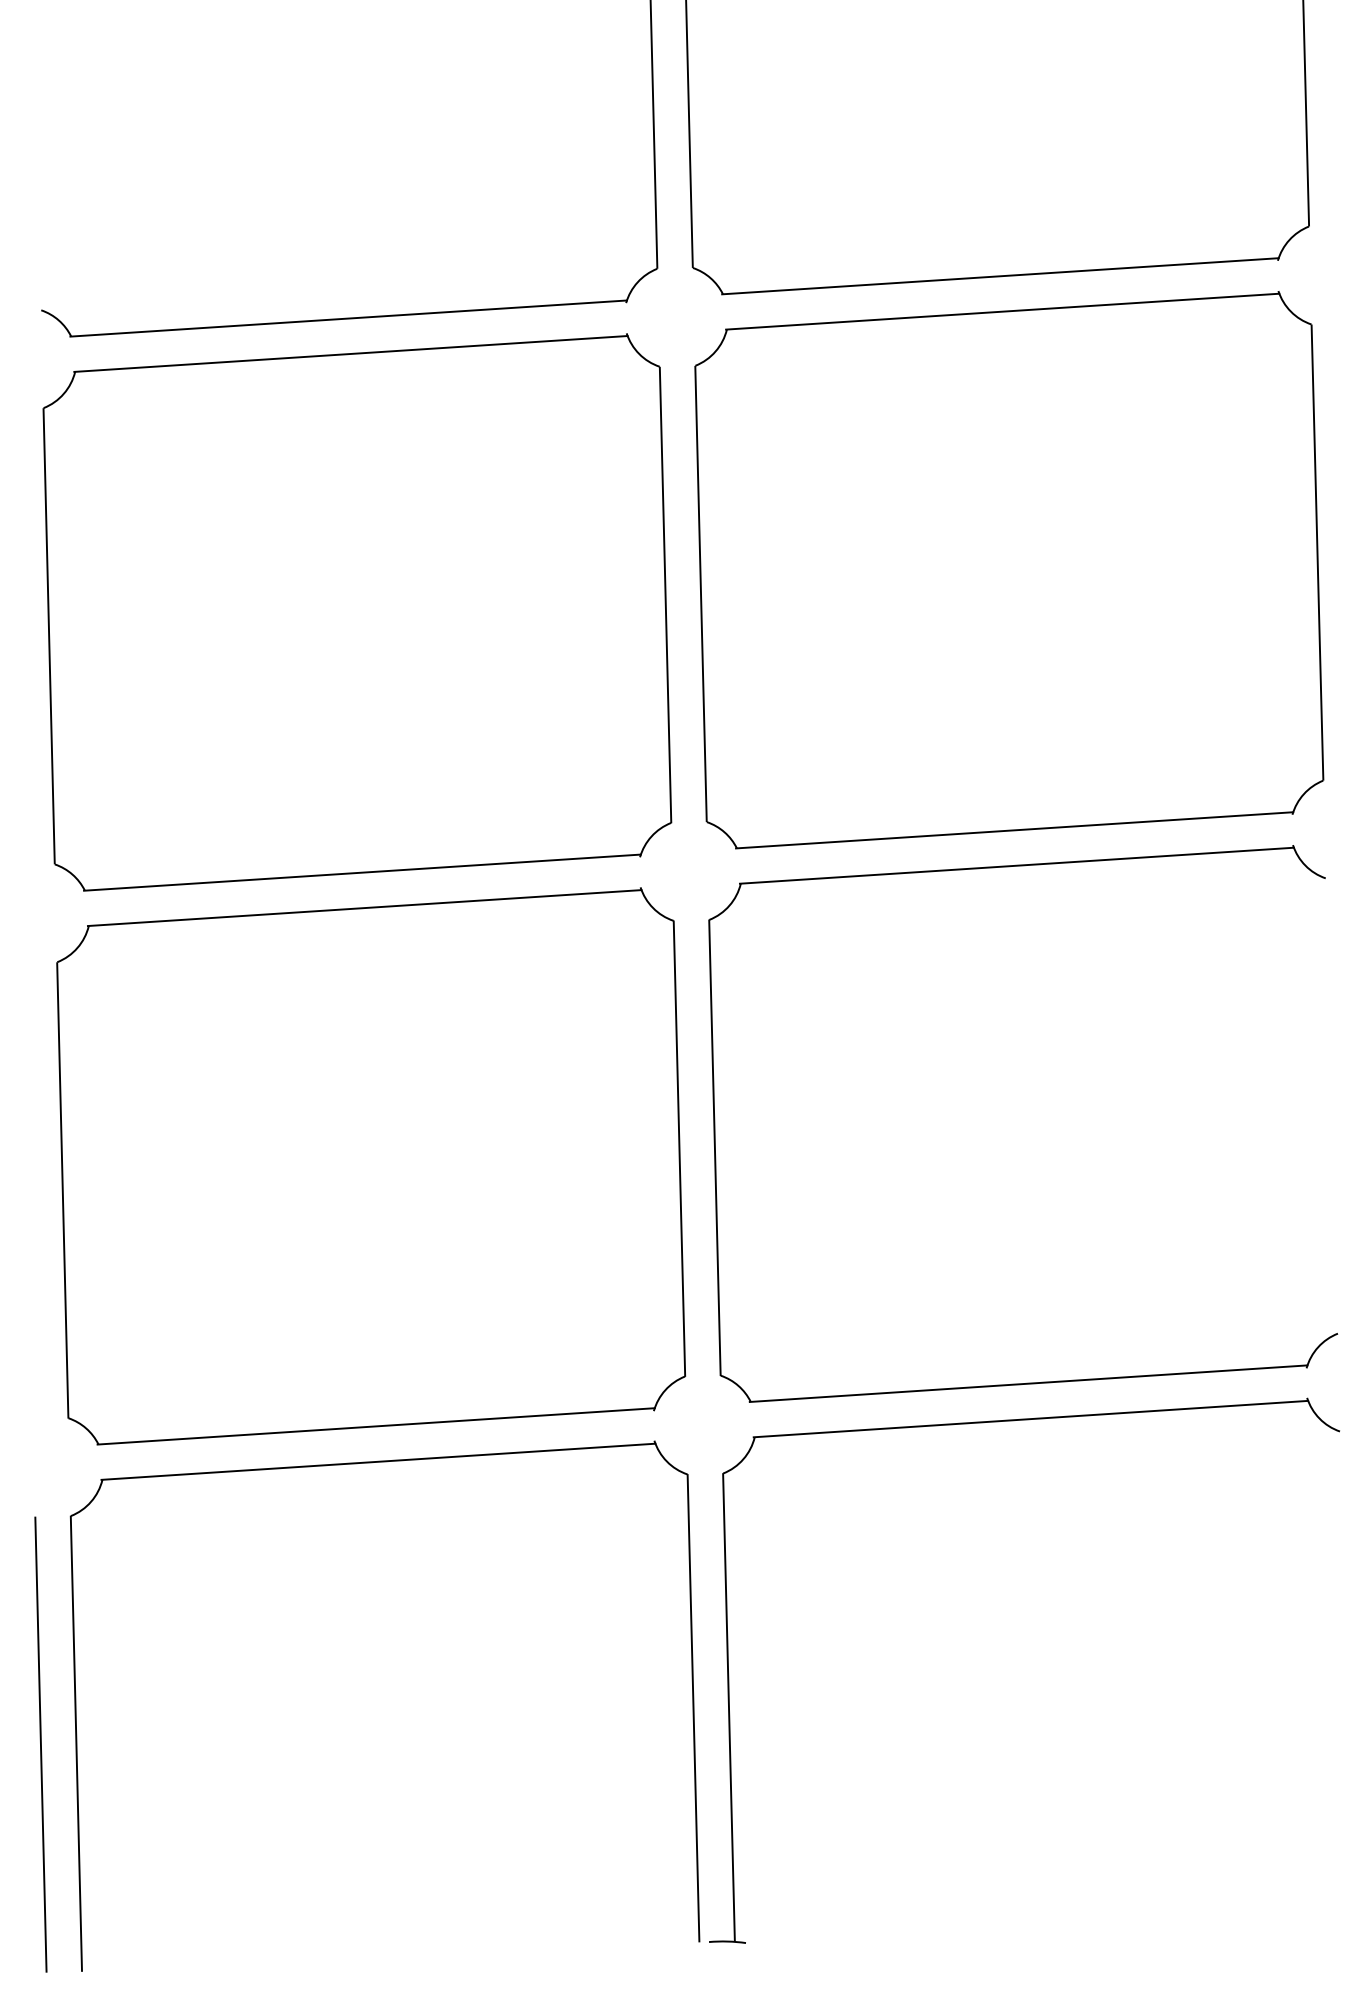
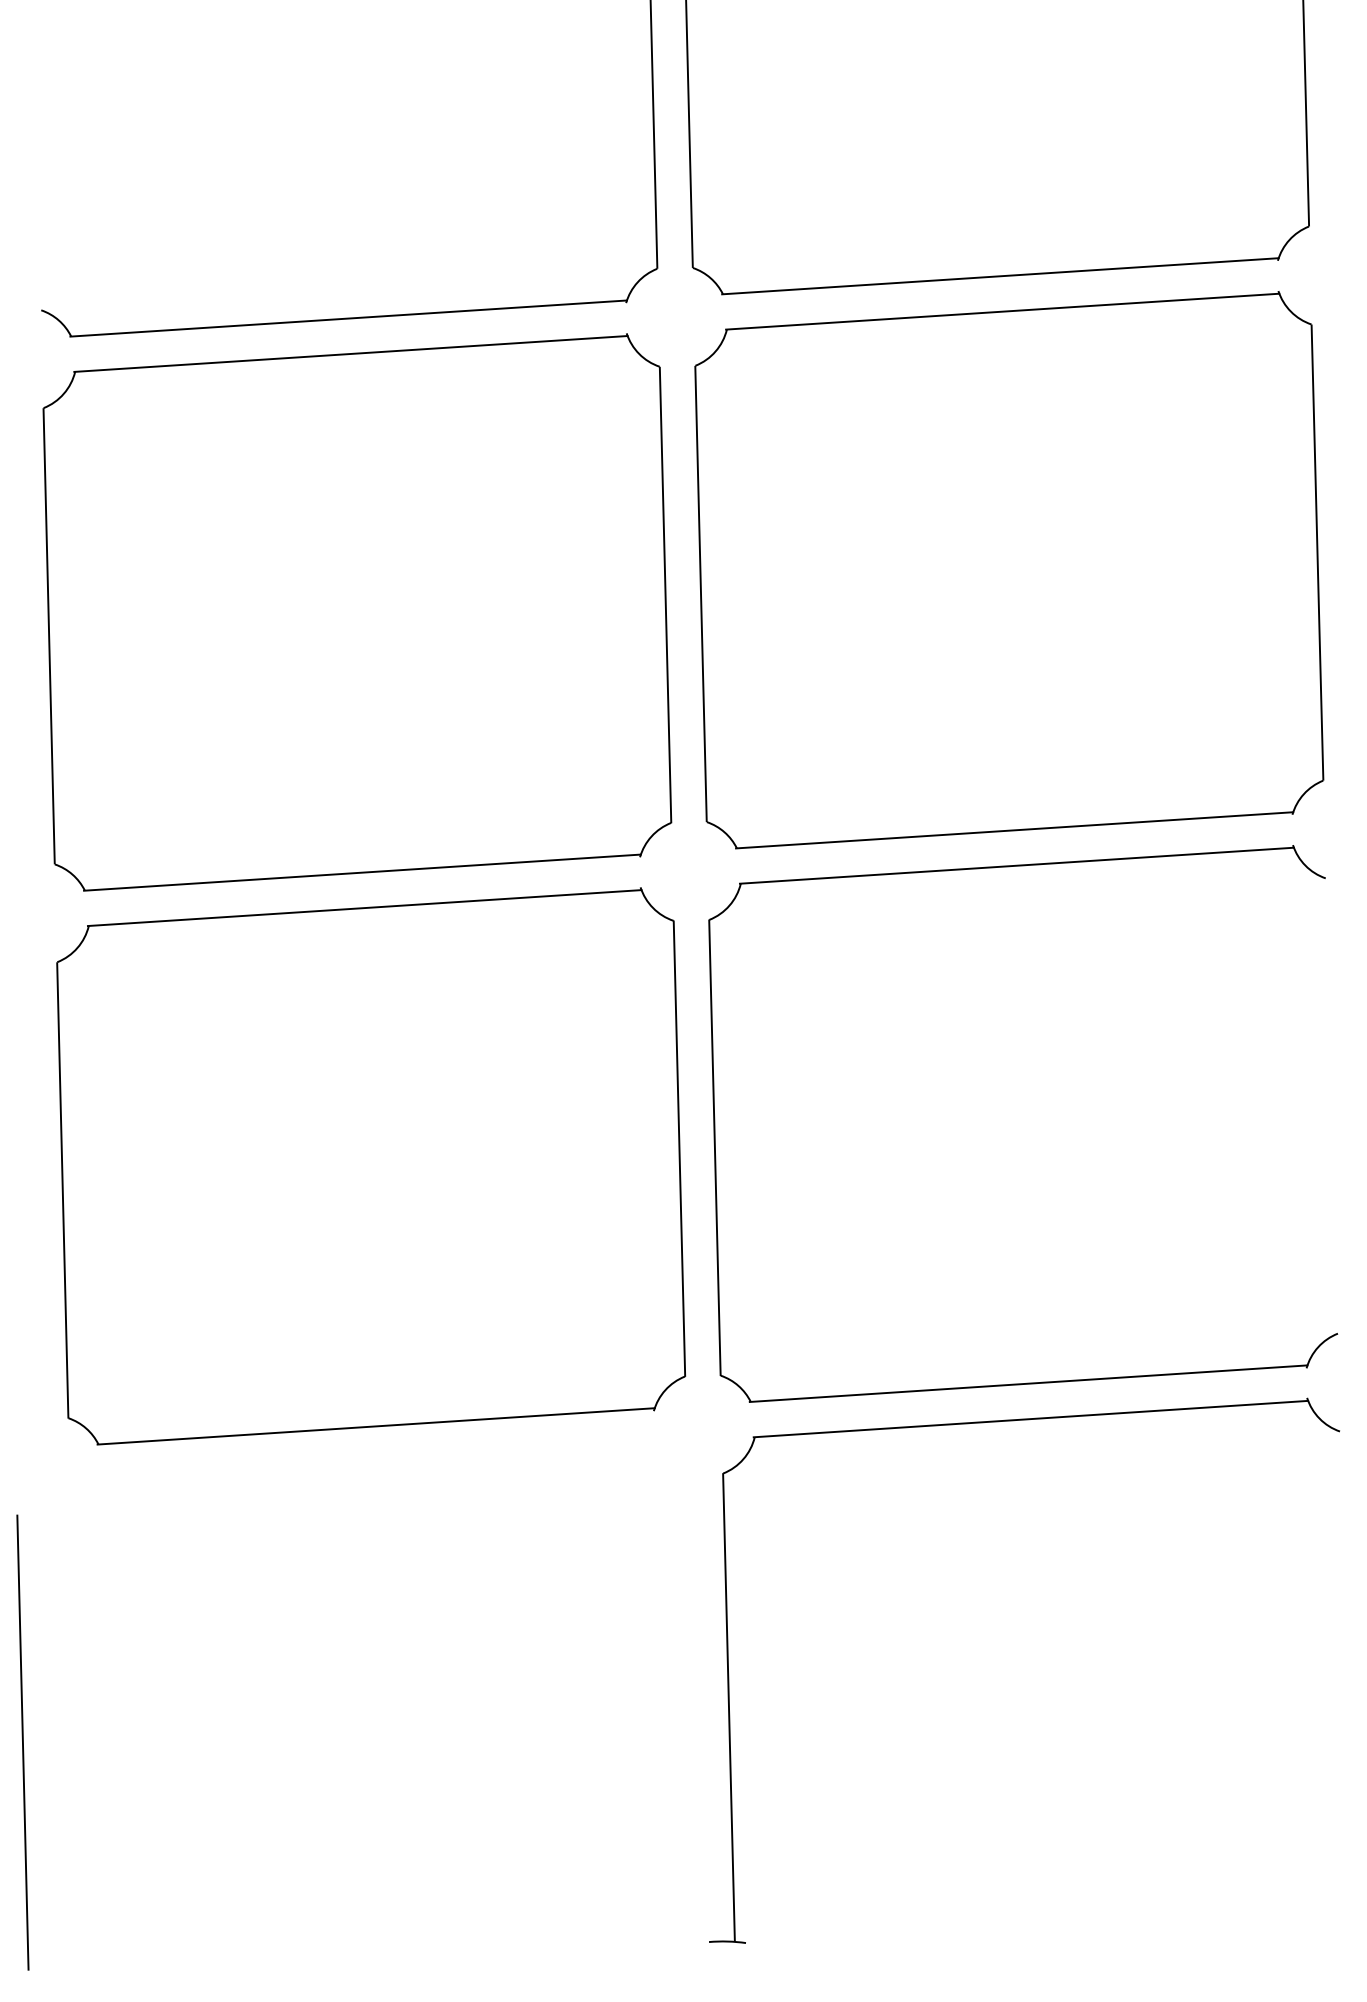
part: present -> none (372, 1463)
line position: (40, 1744) -> (22, 1742) (22, 1742)
